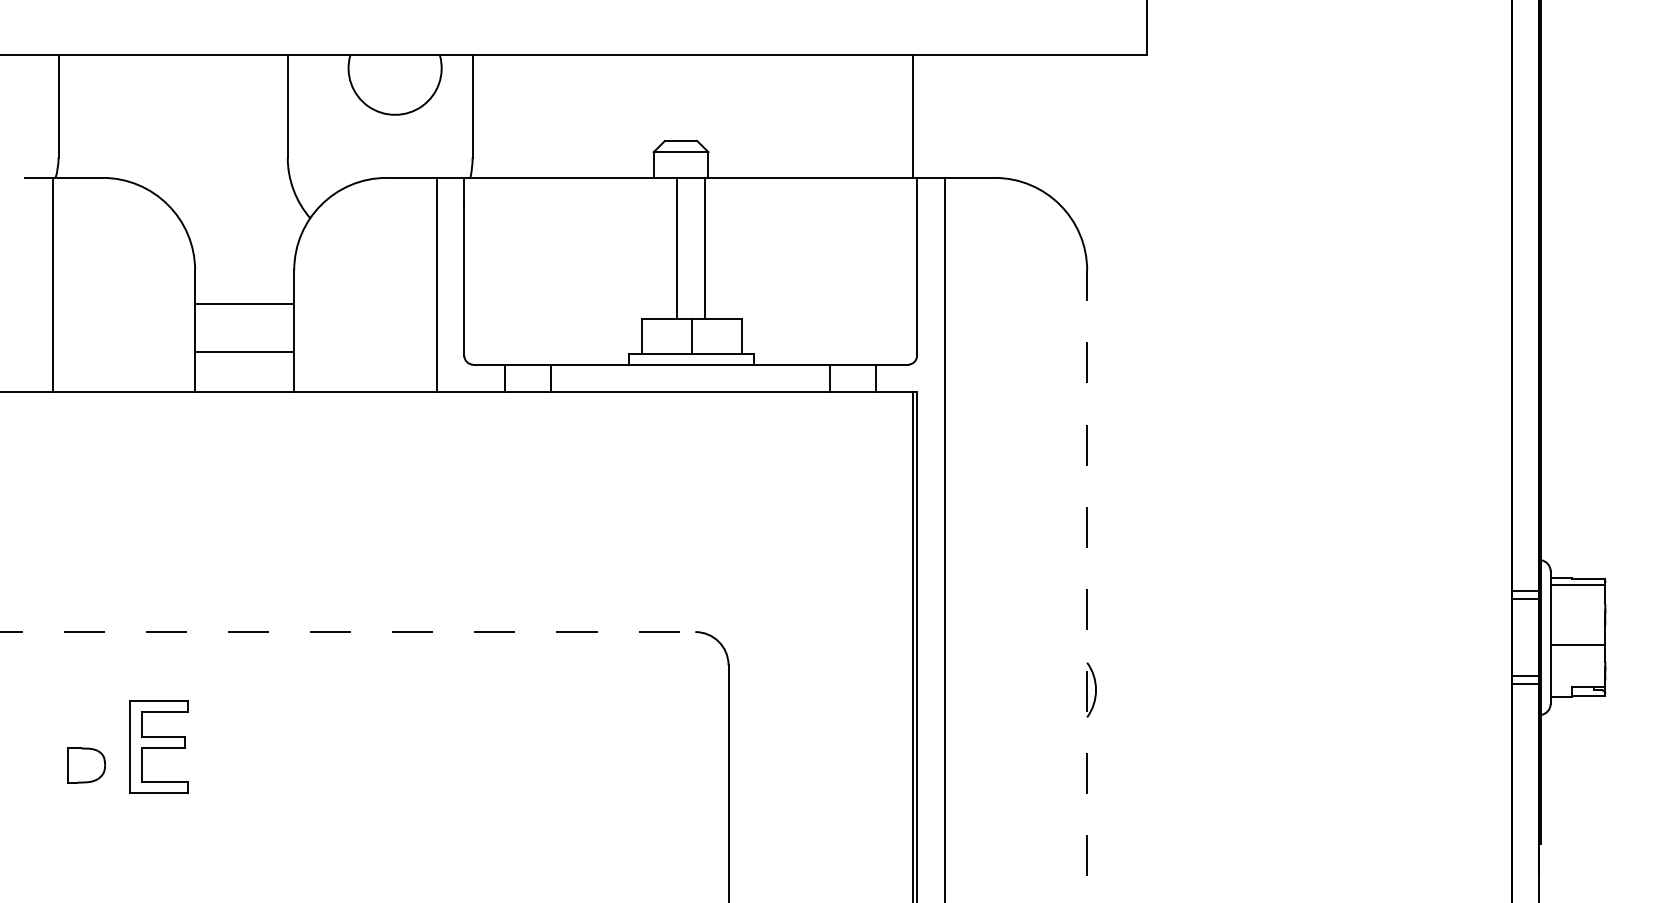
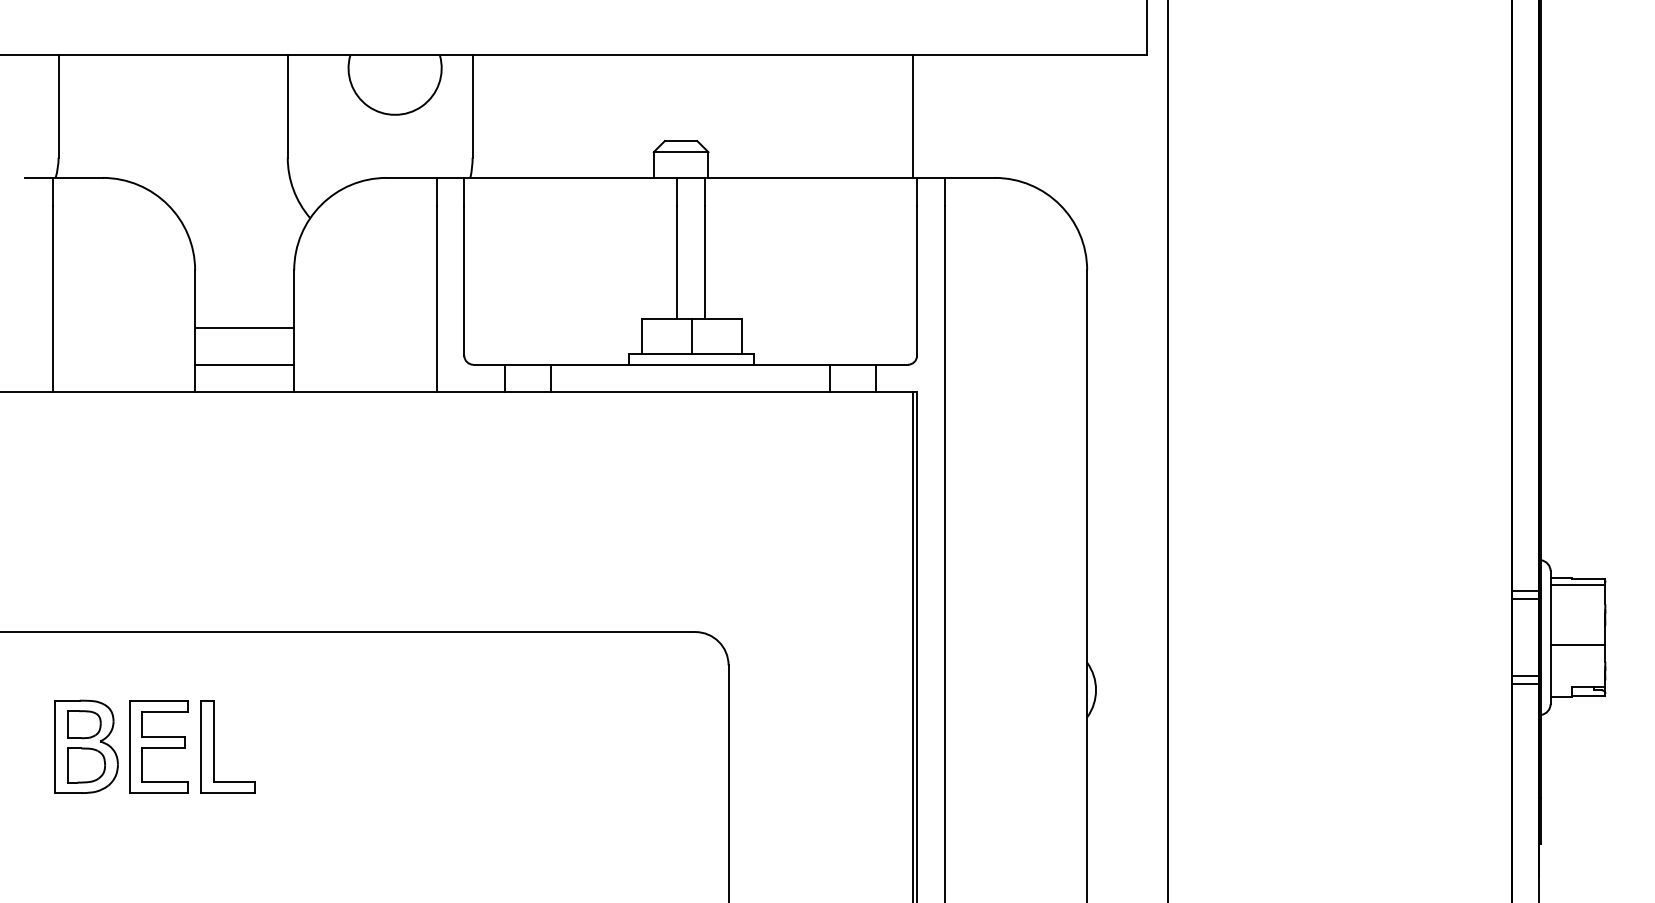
line position: (244, 303) -> (244, 327) (244, 327)
line position: (244, 351) -> (244, 364) (244, 364)
line: none -> present (1167, 450)
line: dashed -> solid (1087, 586)
line: dashed -> solid (348, 632)
part: none -> present (86, 746)
part: none -> present (214, 746)
